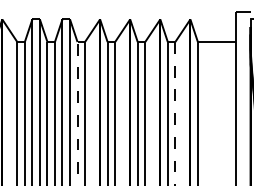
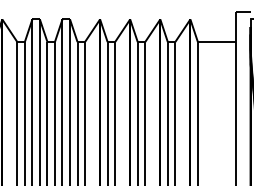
line: dashed -> solid (77, 113)
line: dashed -> solid (175, 113)
